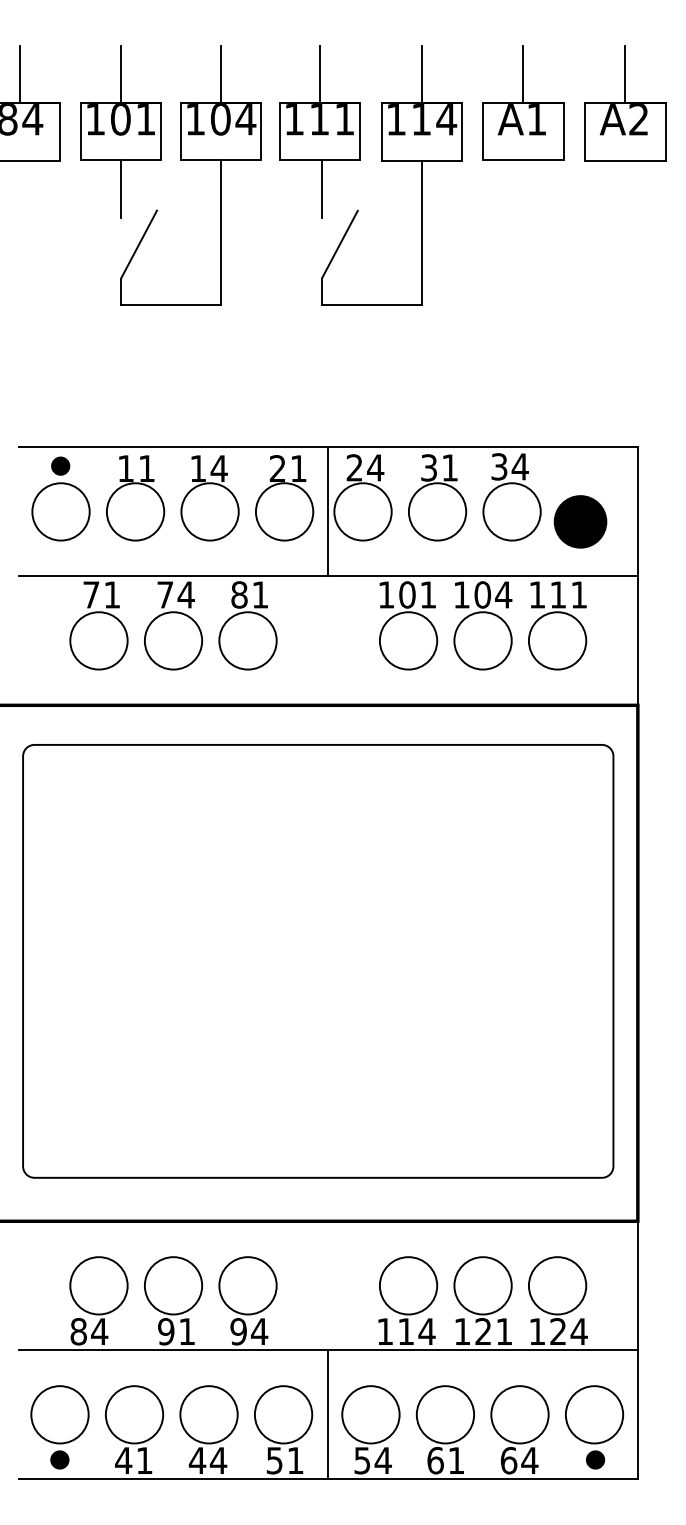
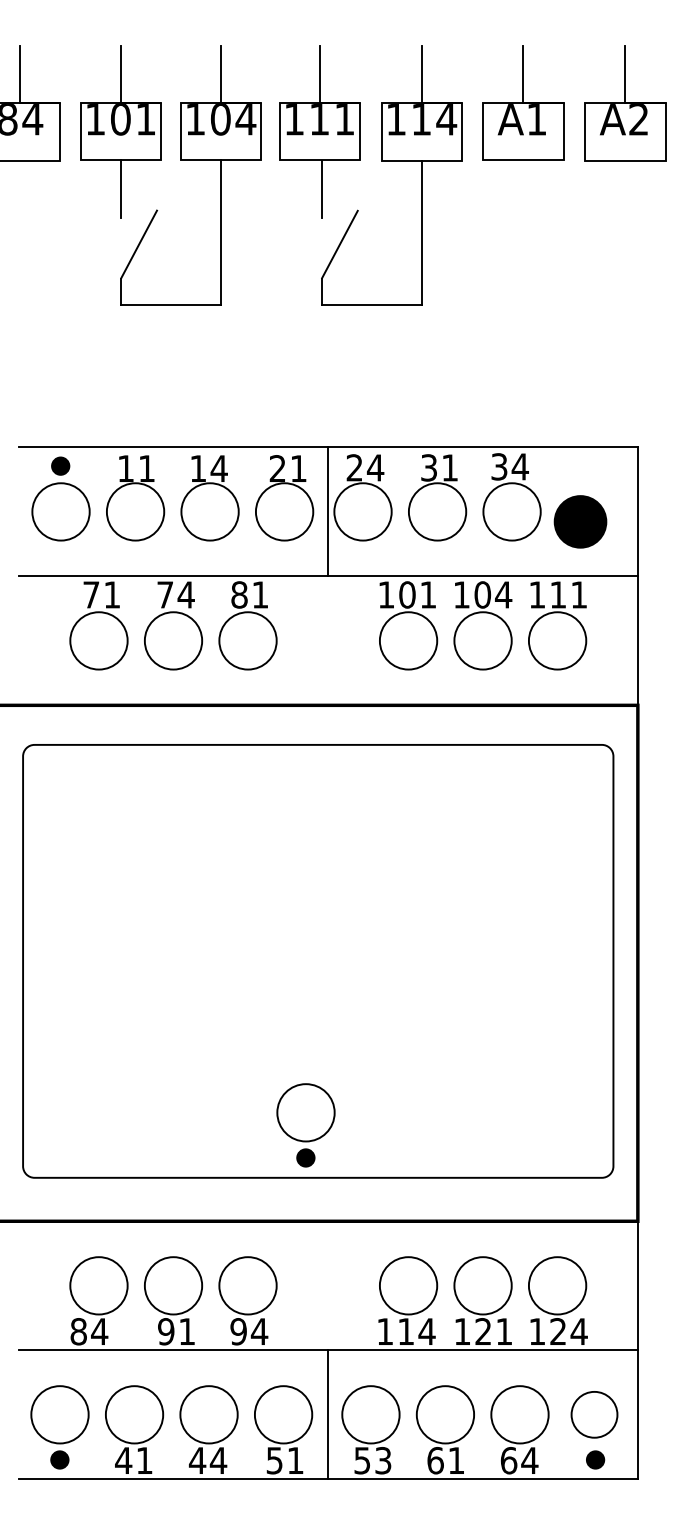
part: none -> present (305, 1125)
circle diameter: 57 px -> 46 px (594, 1414)
text: 54 -> 53 (382, 1460)
